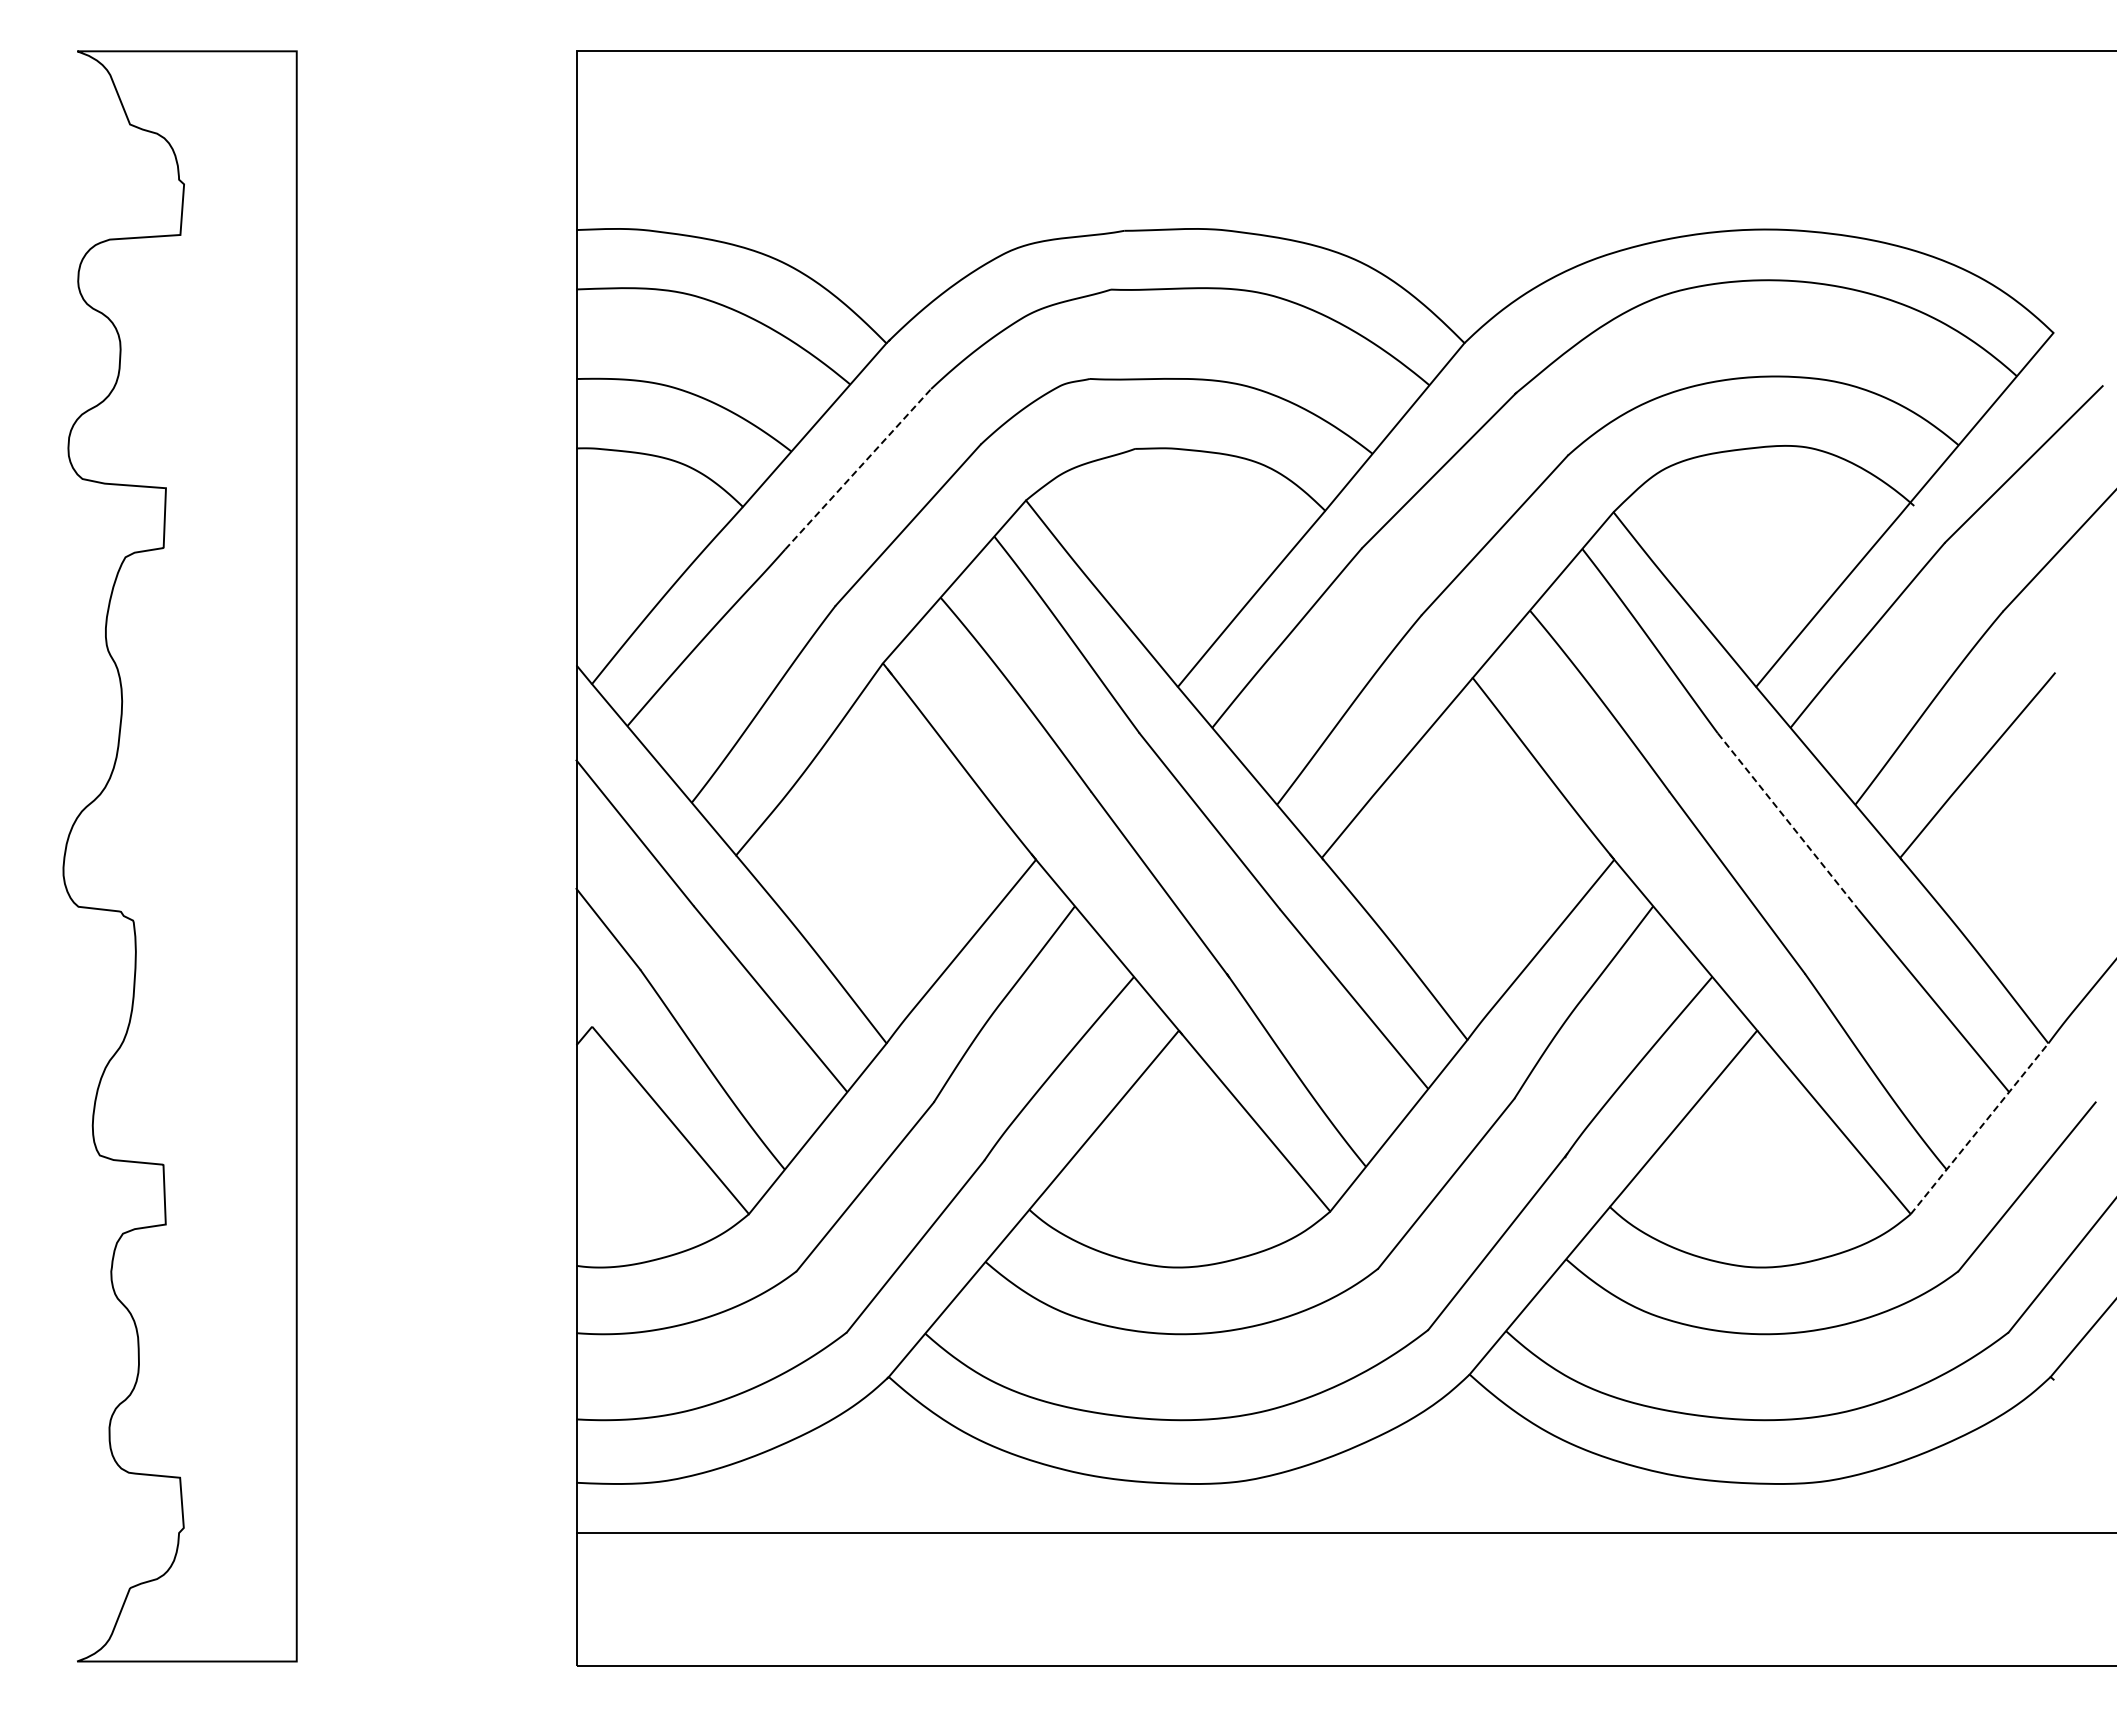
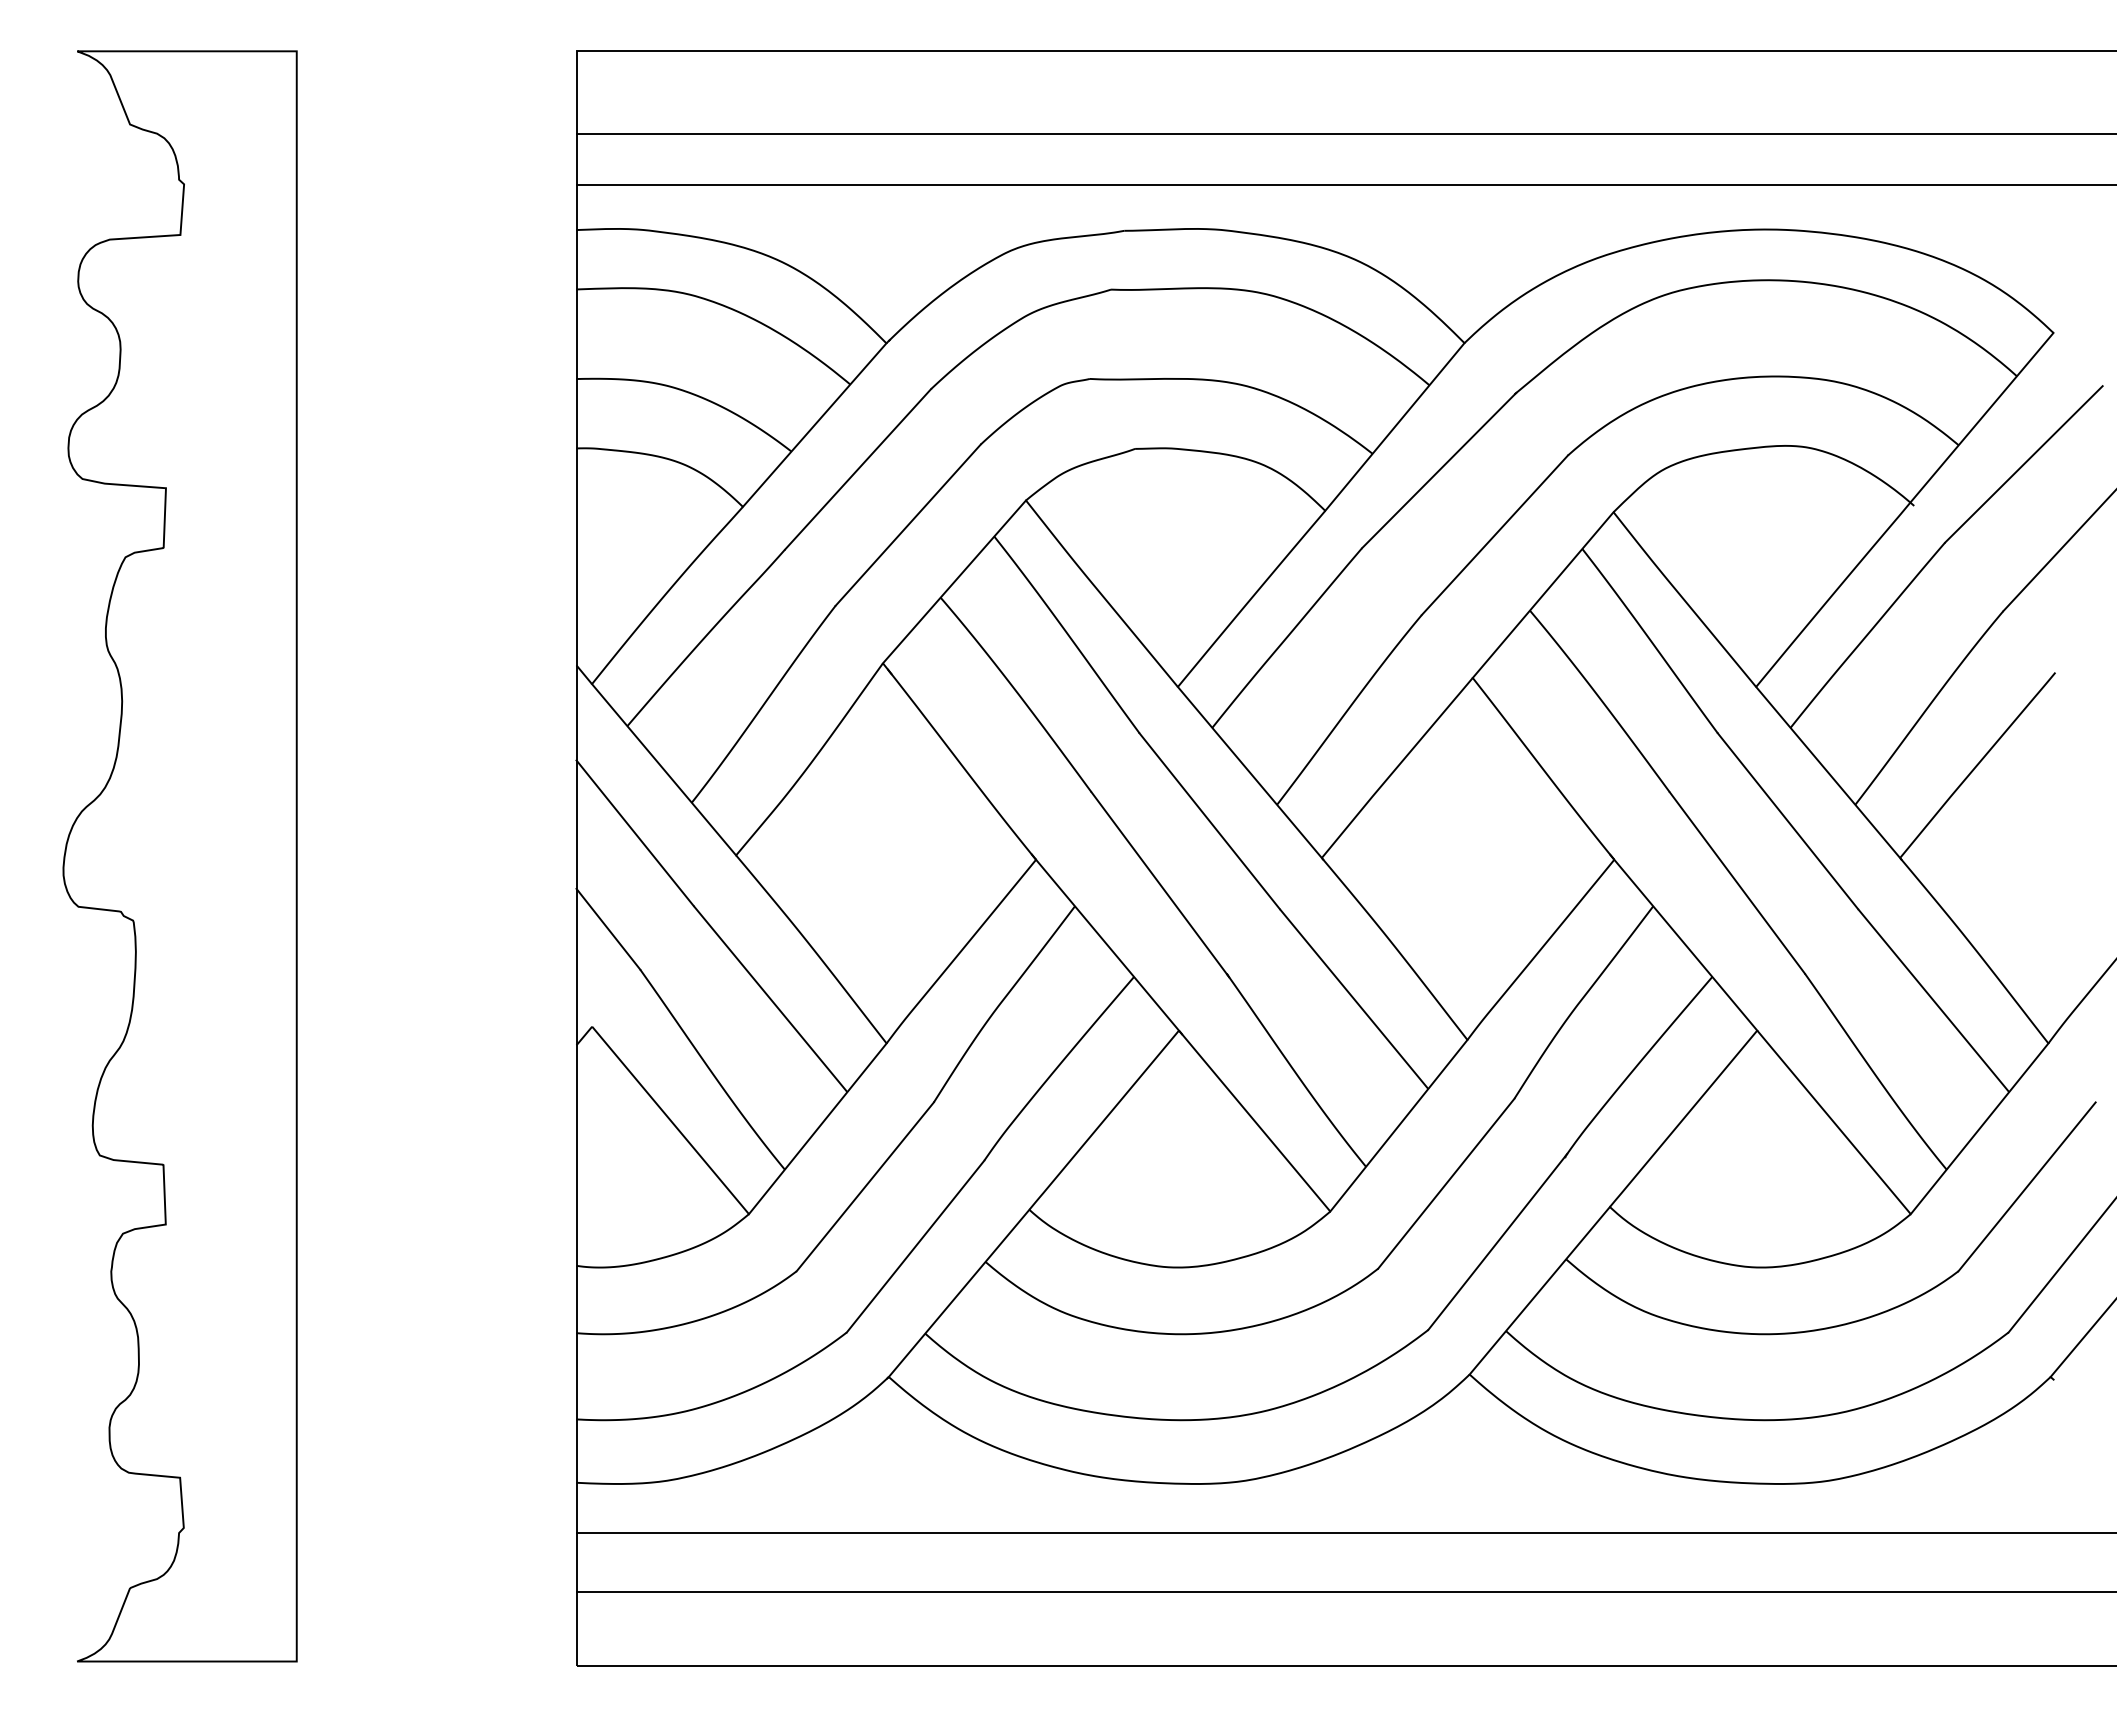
line: none -> present (1344, 133)
line: none -> present (1344, 185)
line: dashed -> solid (858, 468)
line: dashed -> solid (1788, 821)
line: dashed -> solid (1979, 1128)
line: none -> present (1344, 1591)
